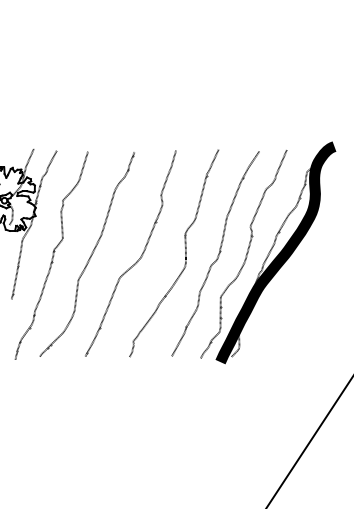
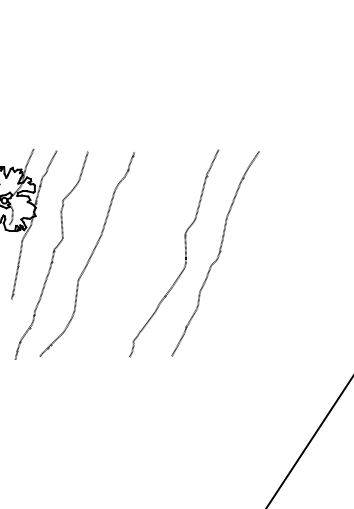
part: present -> none (268, 252)
curve: present -> none (137, 260)
